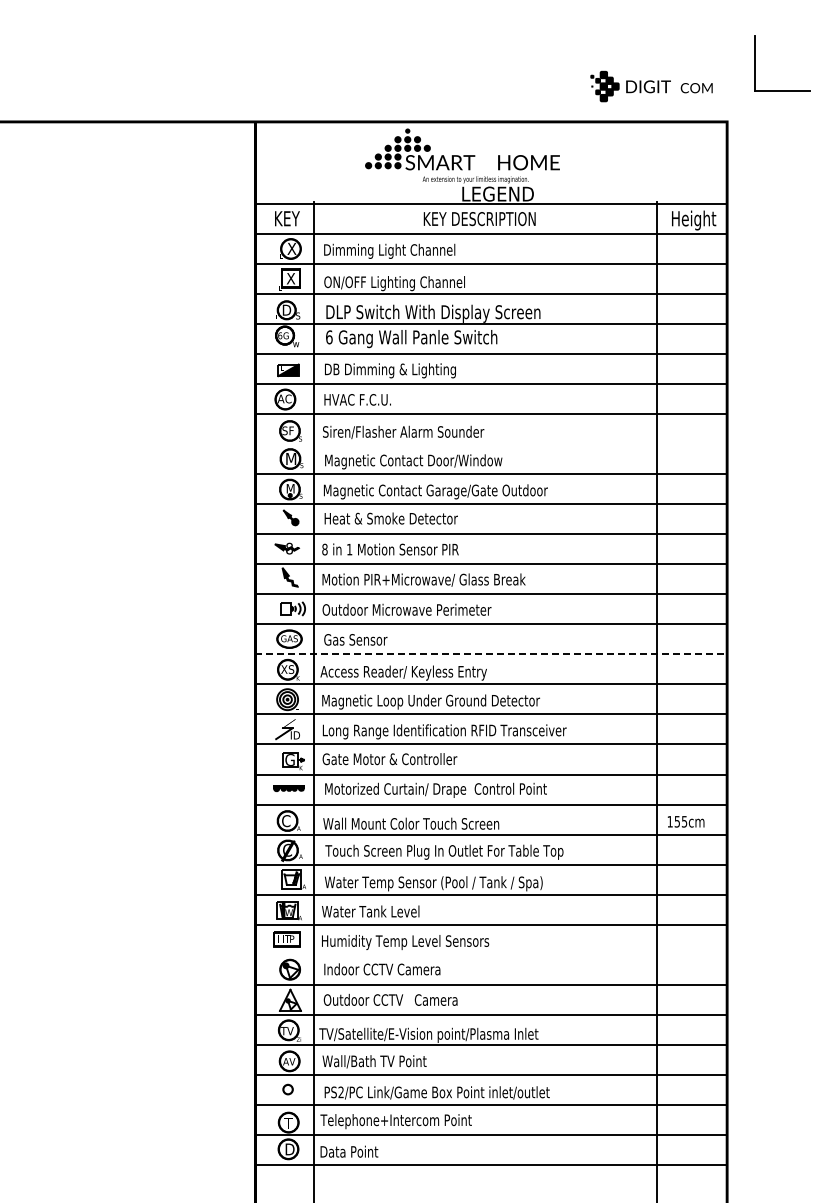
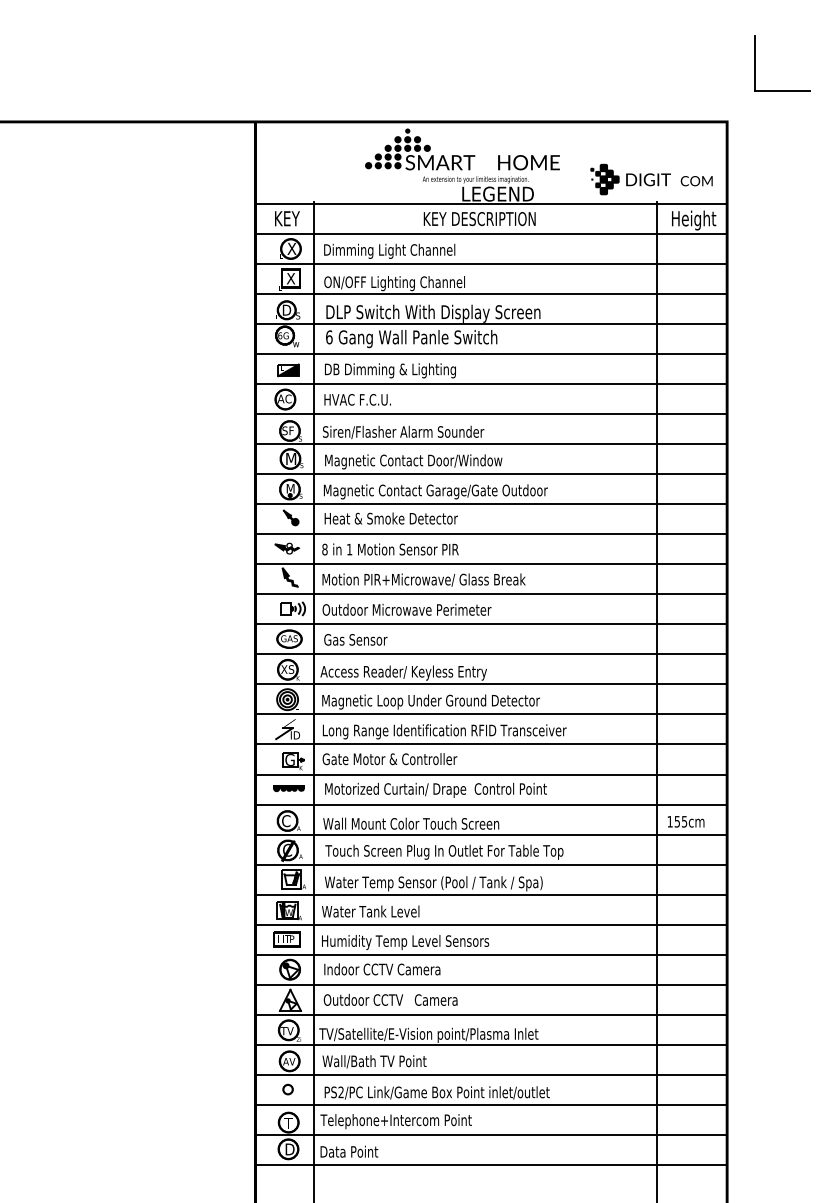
part position: (651, 86) -> (651, 179) (651, 179)
line: none -> present (491, 444)
line: dashed -> solid (491, 654)
line: none -> present (491, 954)
